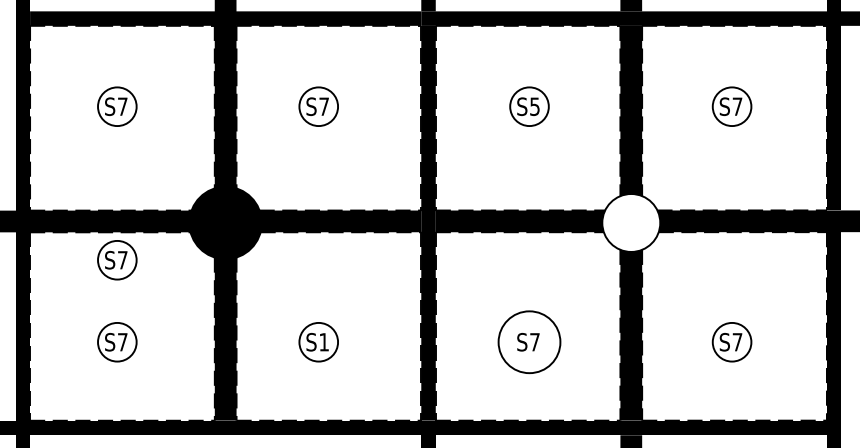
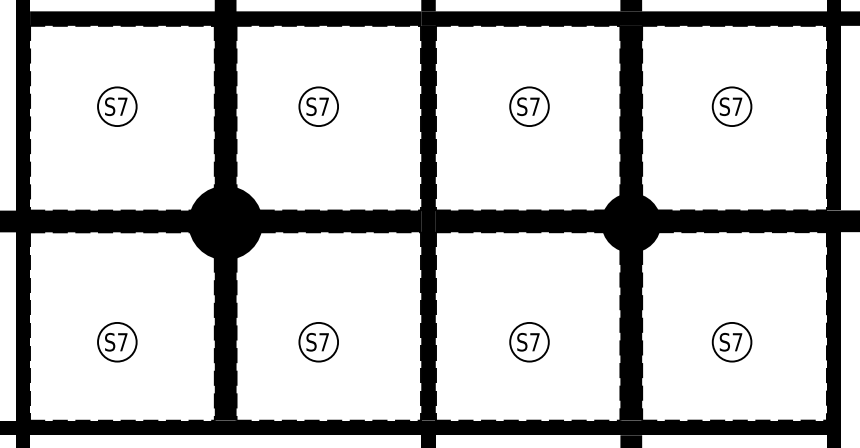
text: S5 -> S7 (534, 106)
fill: none -> present (631, 222)
part: present -> none (117, 260)
text: S1 -> S7 (323, 342)
circle diameter: 62 px -> 39 px (529, 341)
